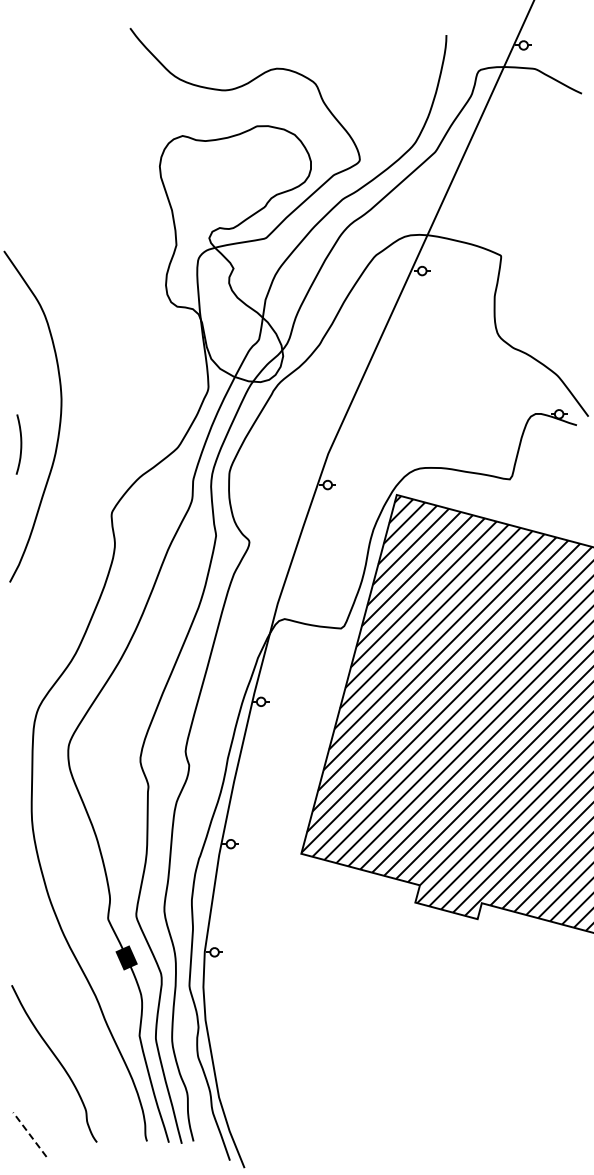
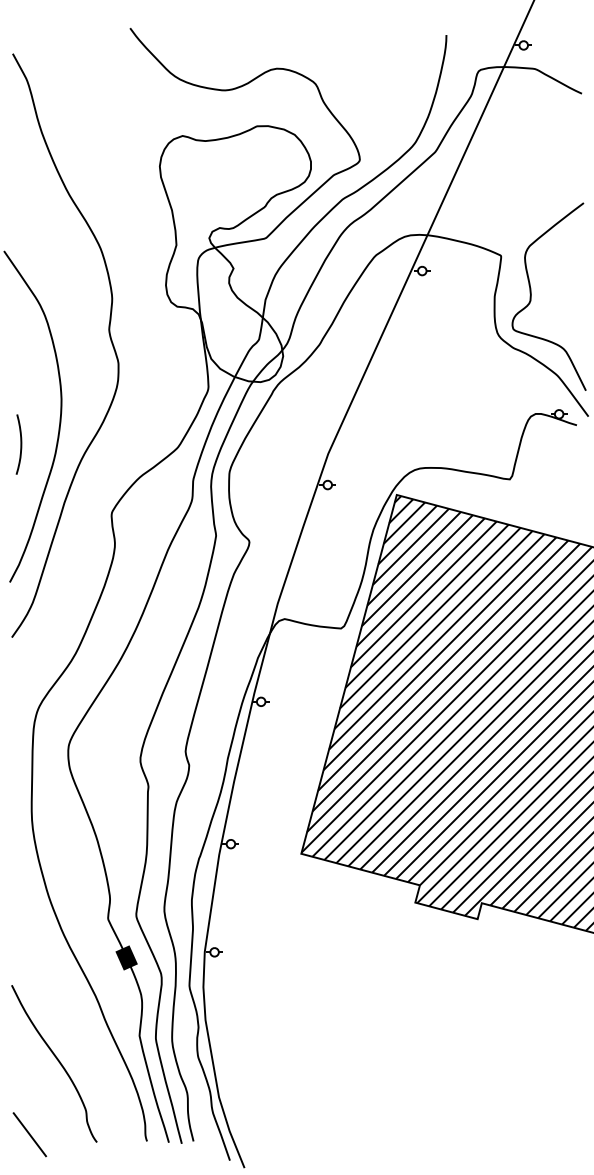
curve: none -> present (531, 296)
curve: none -> present (108, 333)
line: dashed -> solid (29, 1134)
